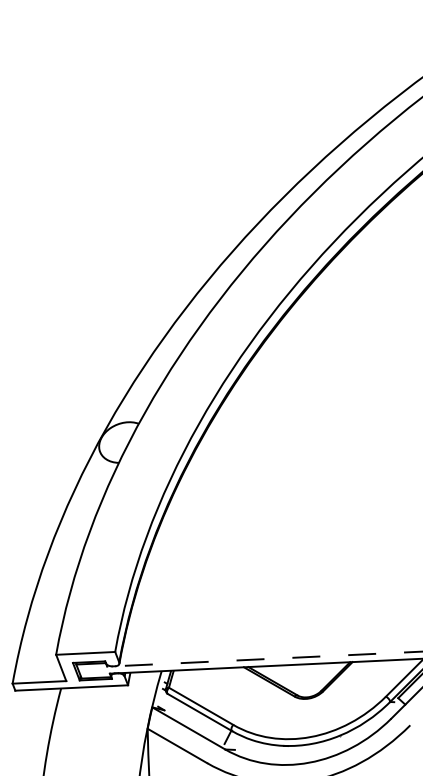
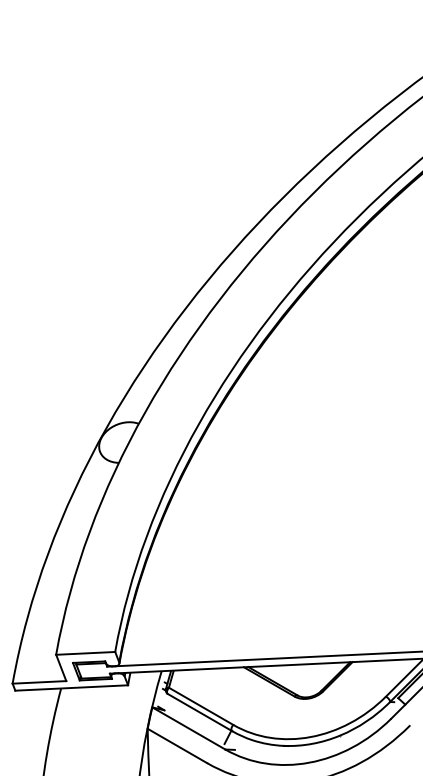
line: dashed -> solid (264, 659)
